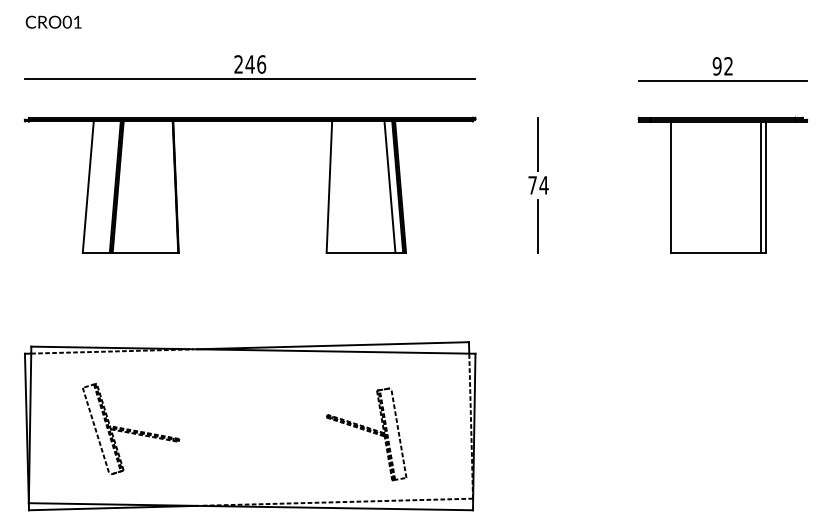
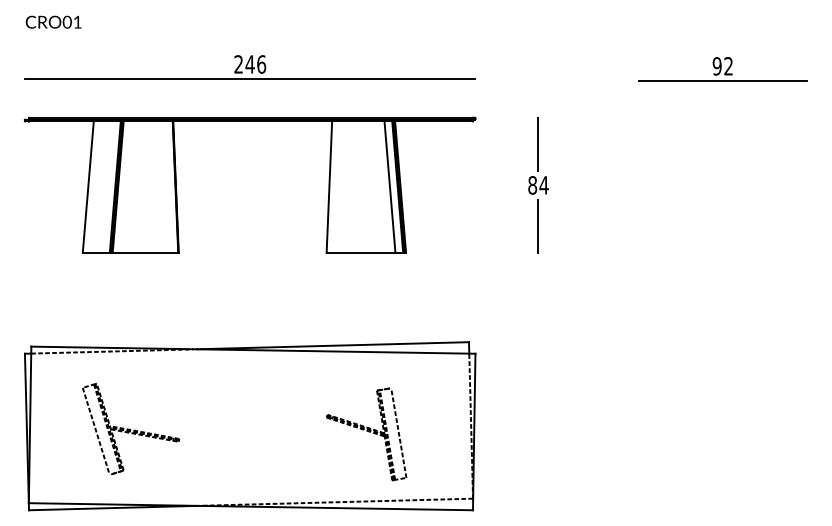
part: present -> none (722, 184)
text: 74 -> 84 (532, 185)
